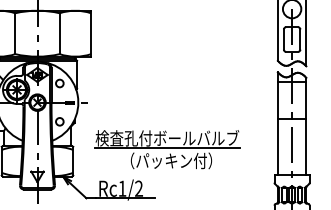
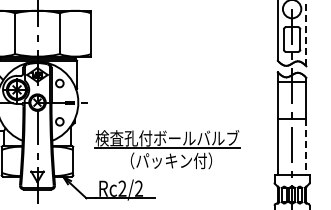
line: solid -> dashed (306, 33)
line: solid -> dashed (306, 147)
text: Rc1/2 -> Rc2/2 (122, 188)
